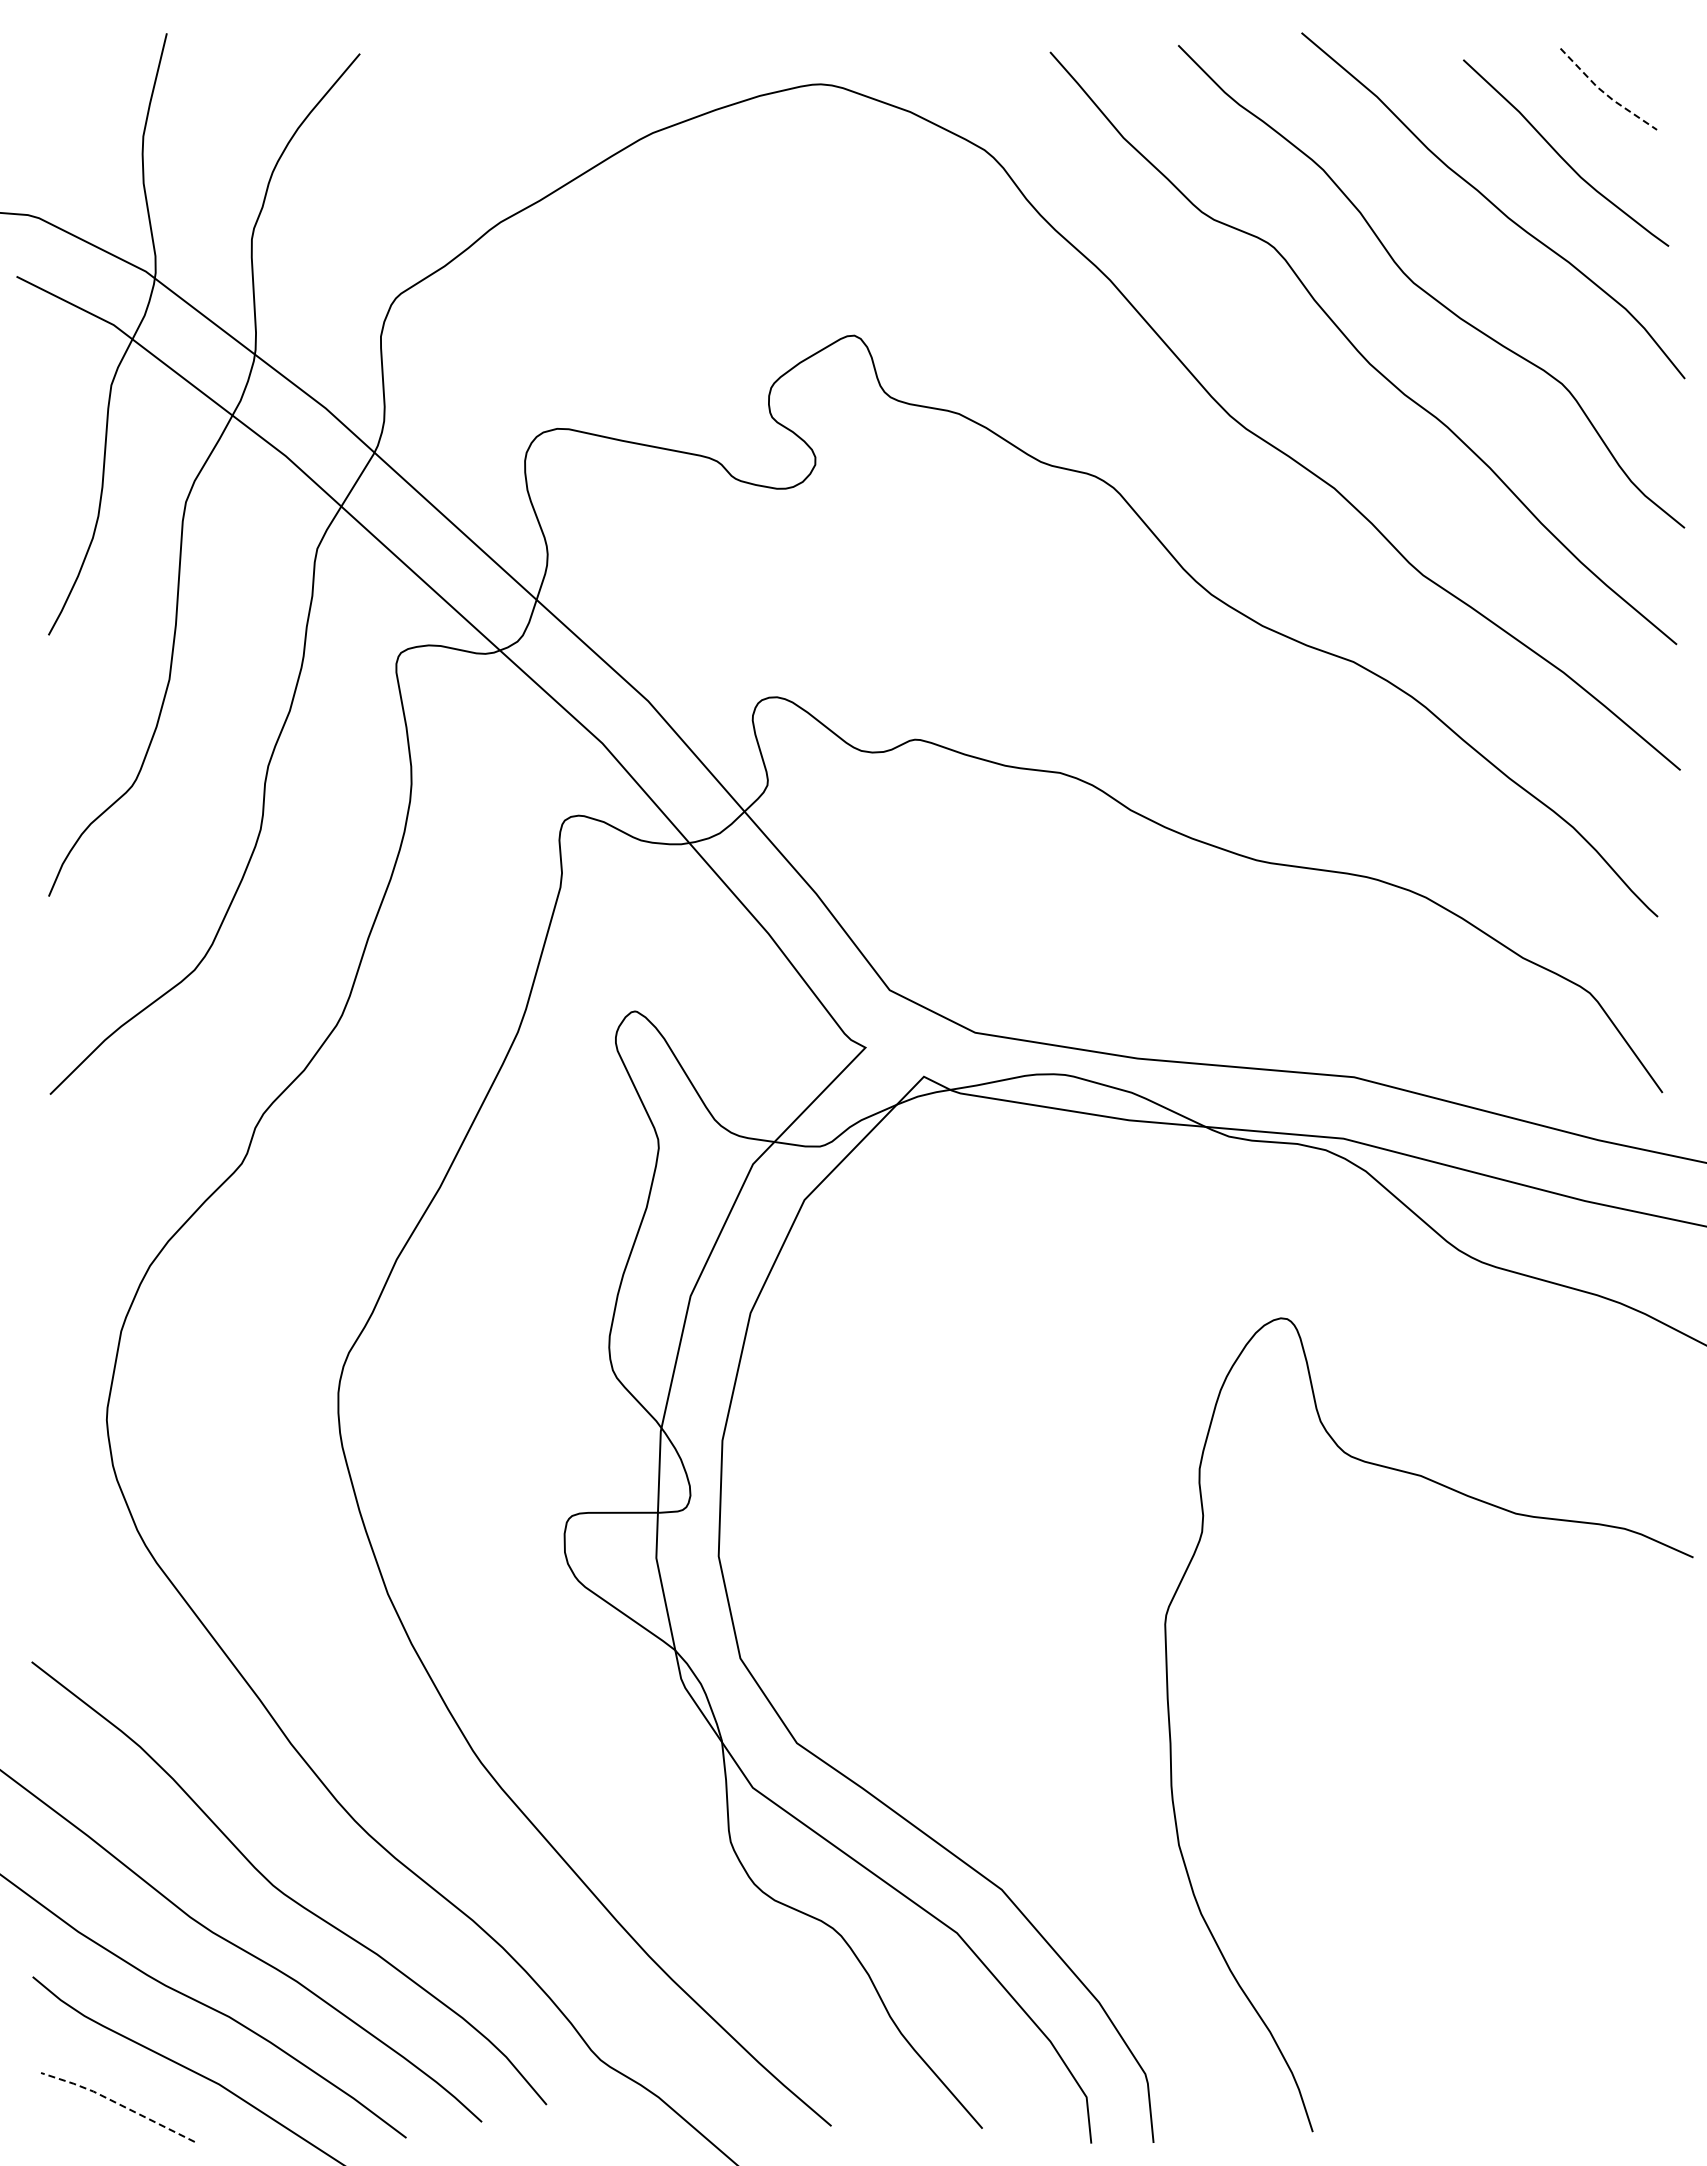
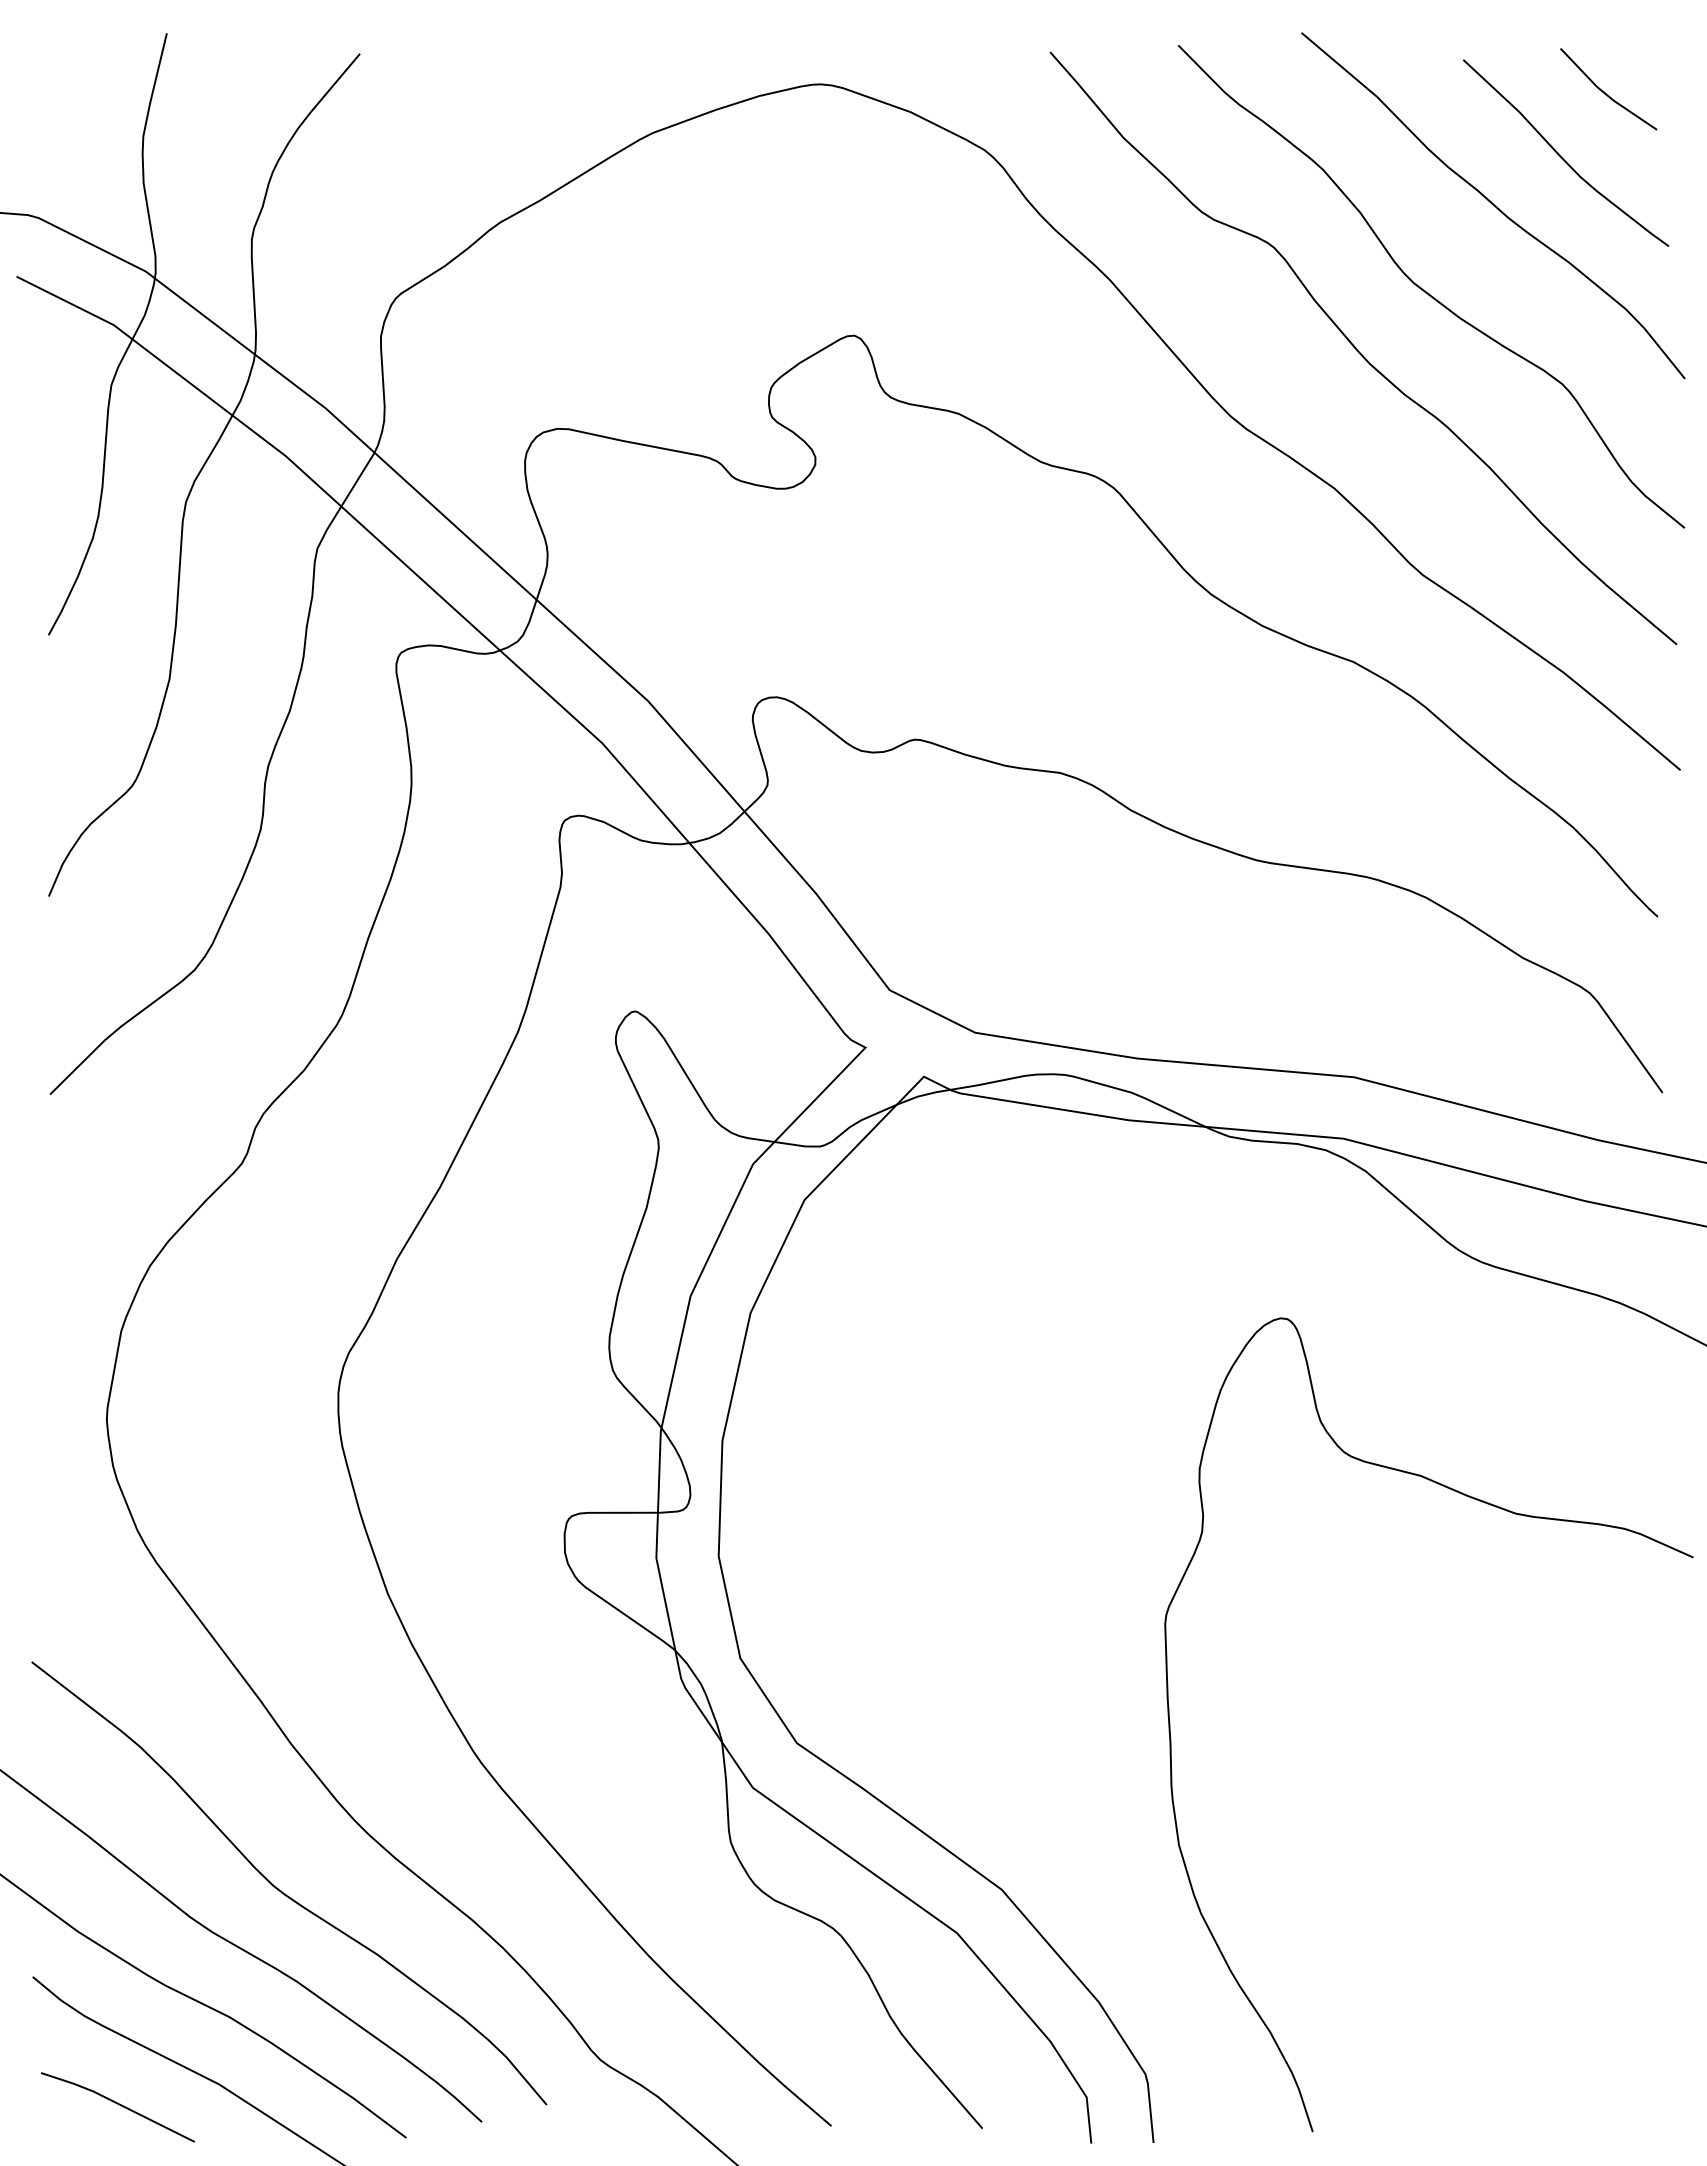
line: dashed -> solid (1605, 93)
line: dashed -> solid (117, 2103)
